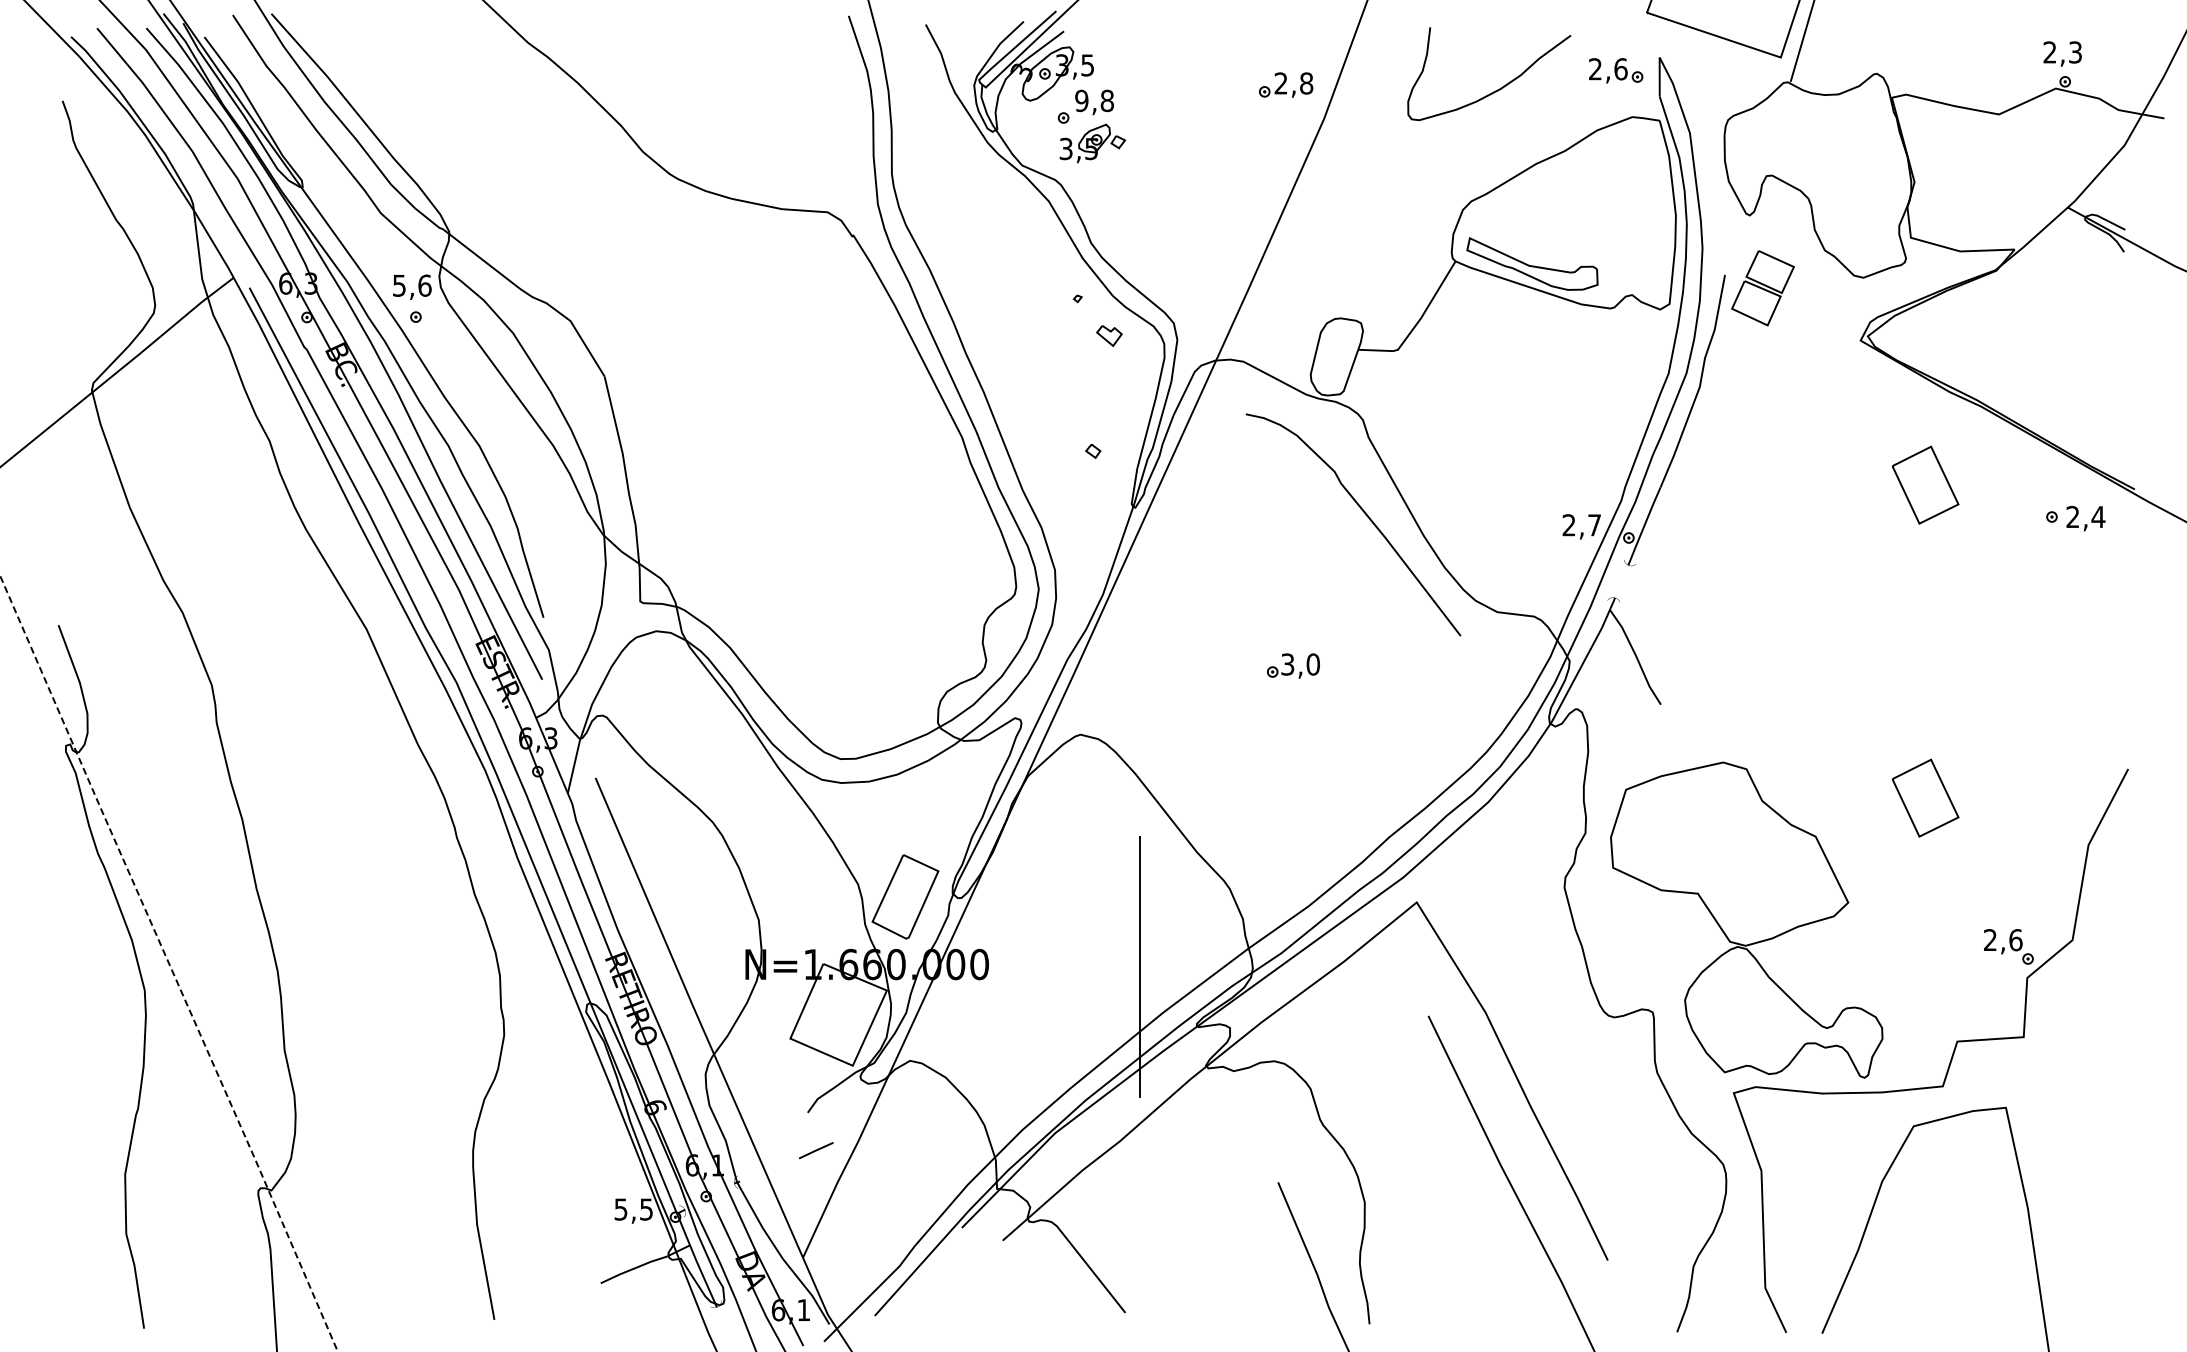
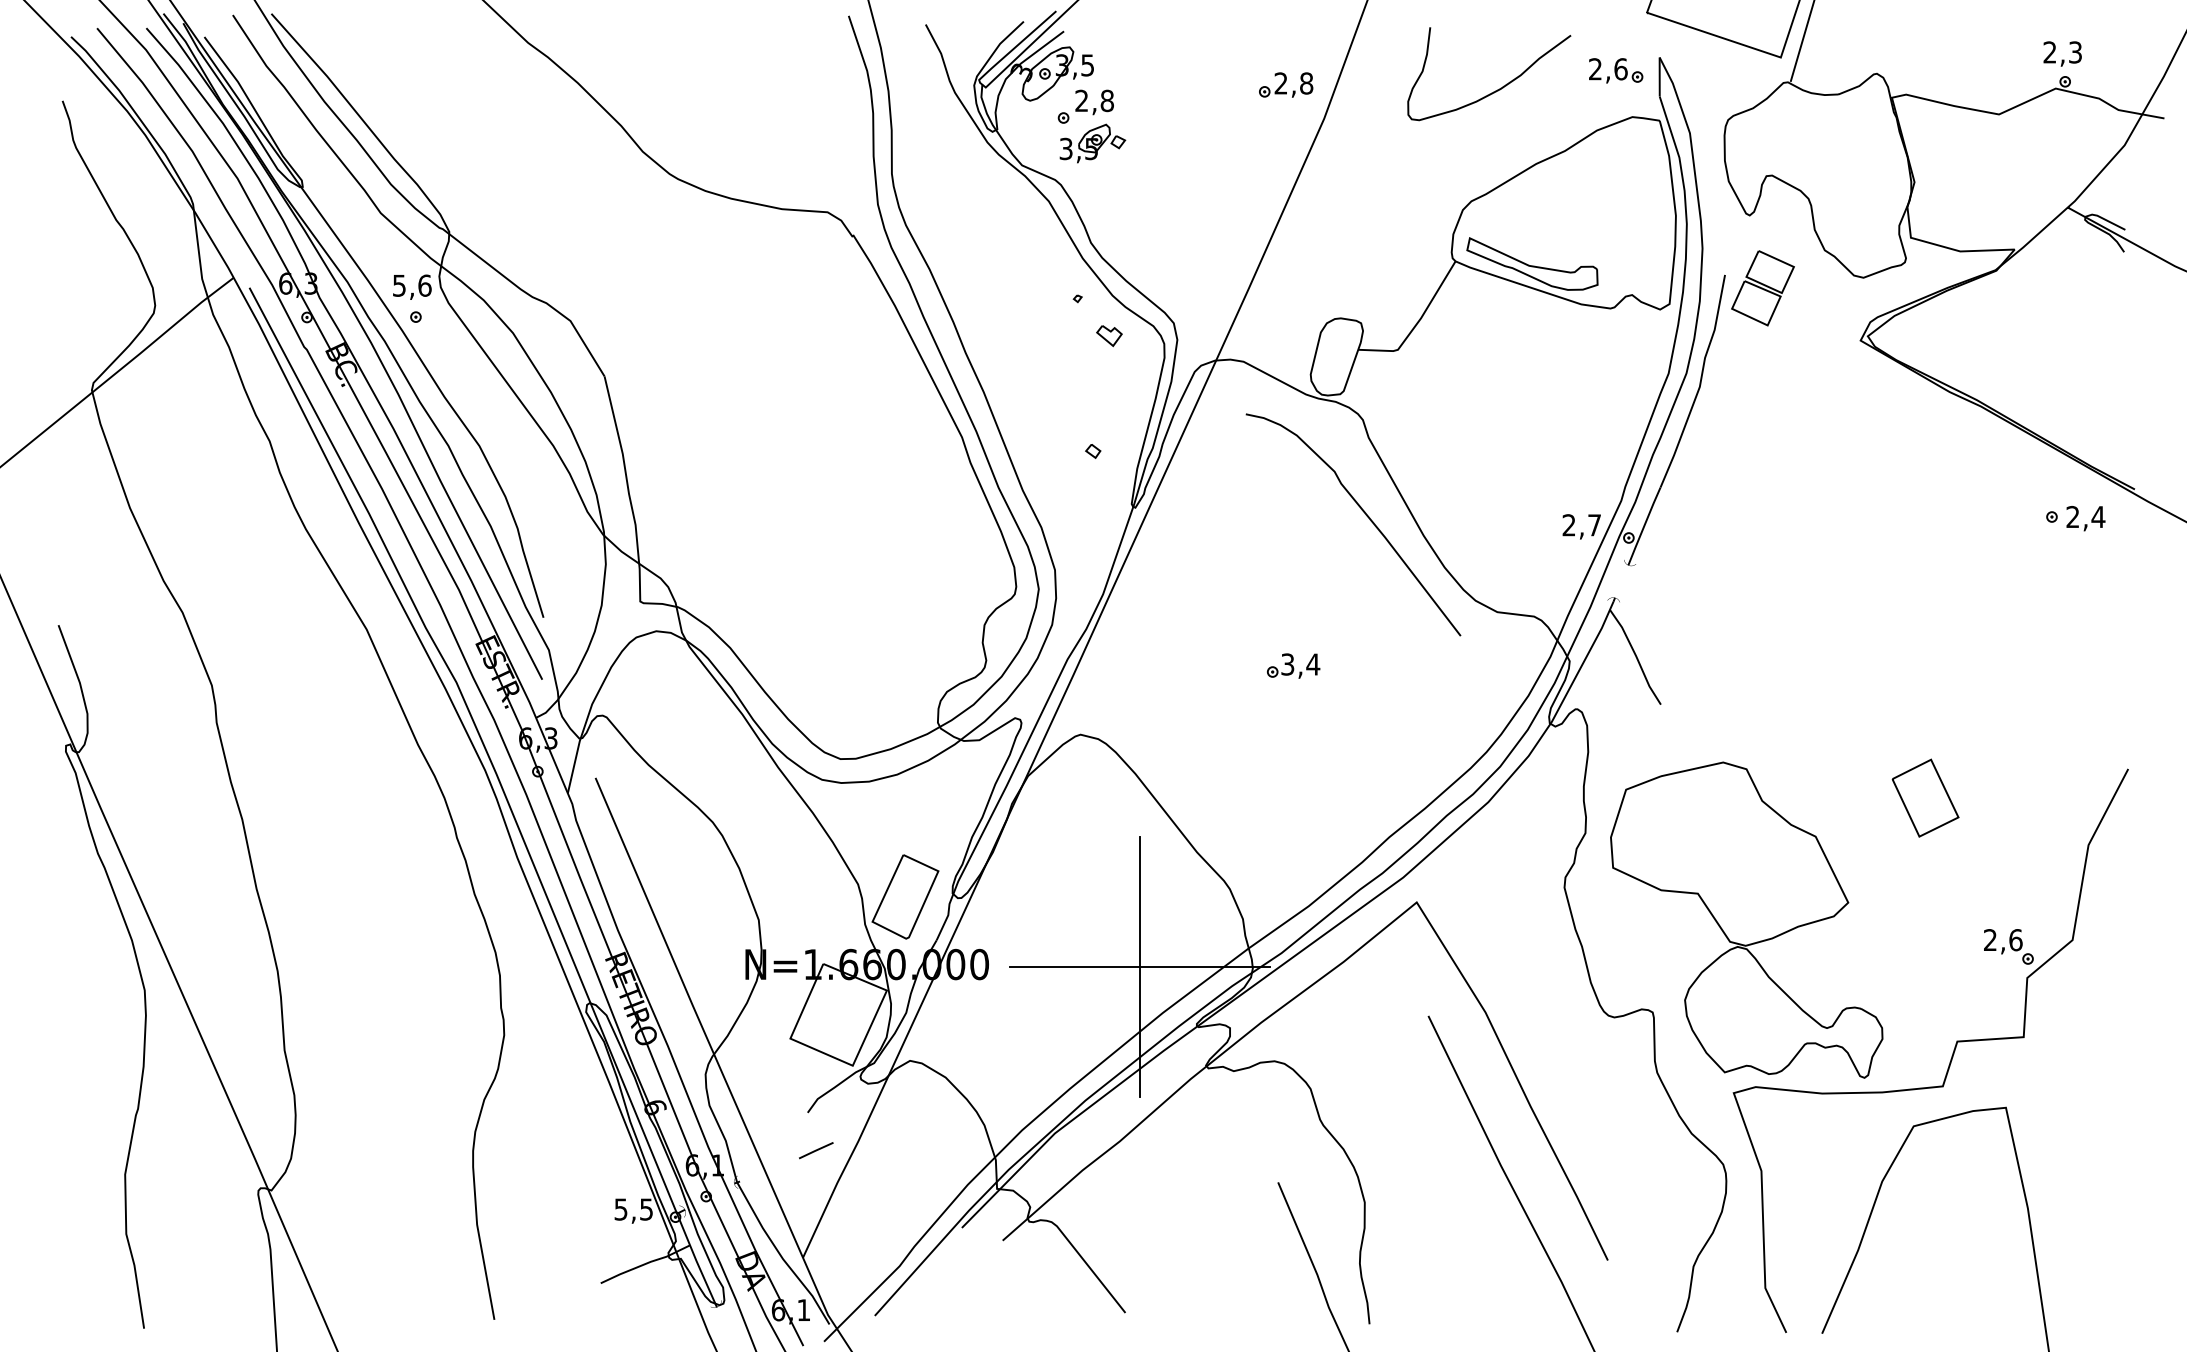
text: 9,8 -> 2,8 (1081, 100)
part: present -> none (1925, 484)
text: 3,0 -> 3,4 (1313, 664)
line: dashed -> solid (169, 963)
line: none -> present (1139, 967)
